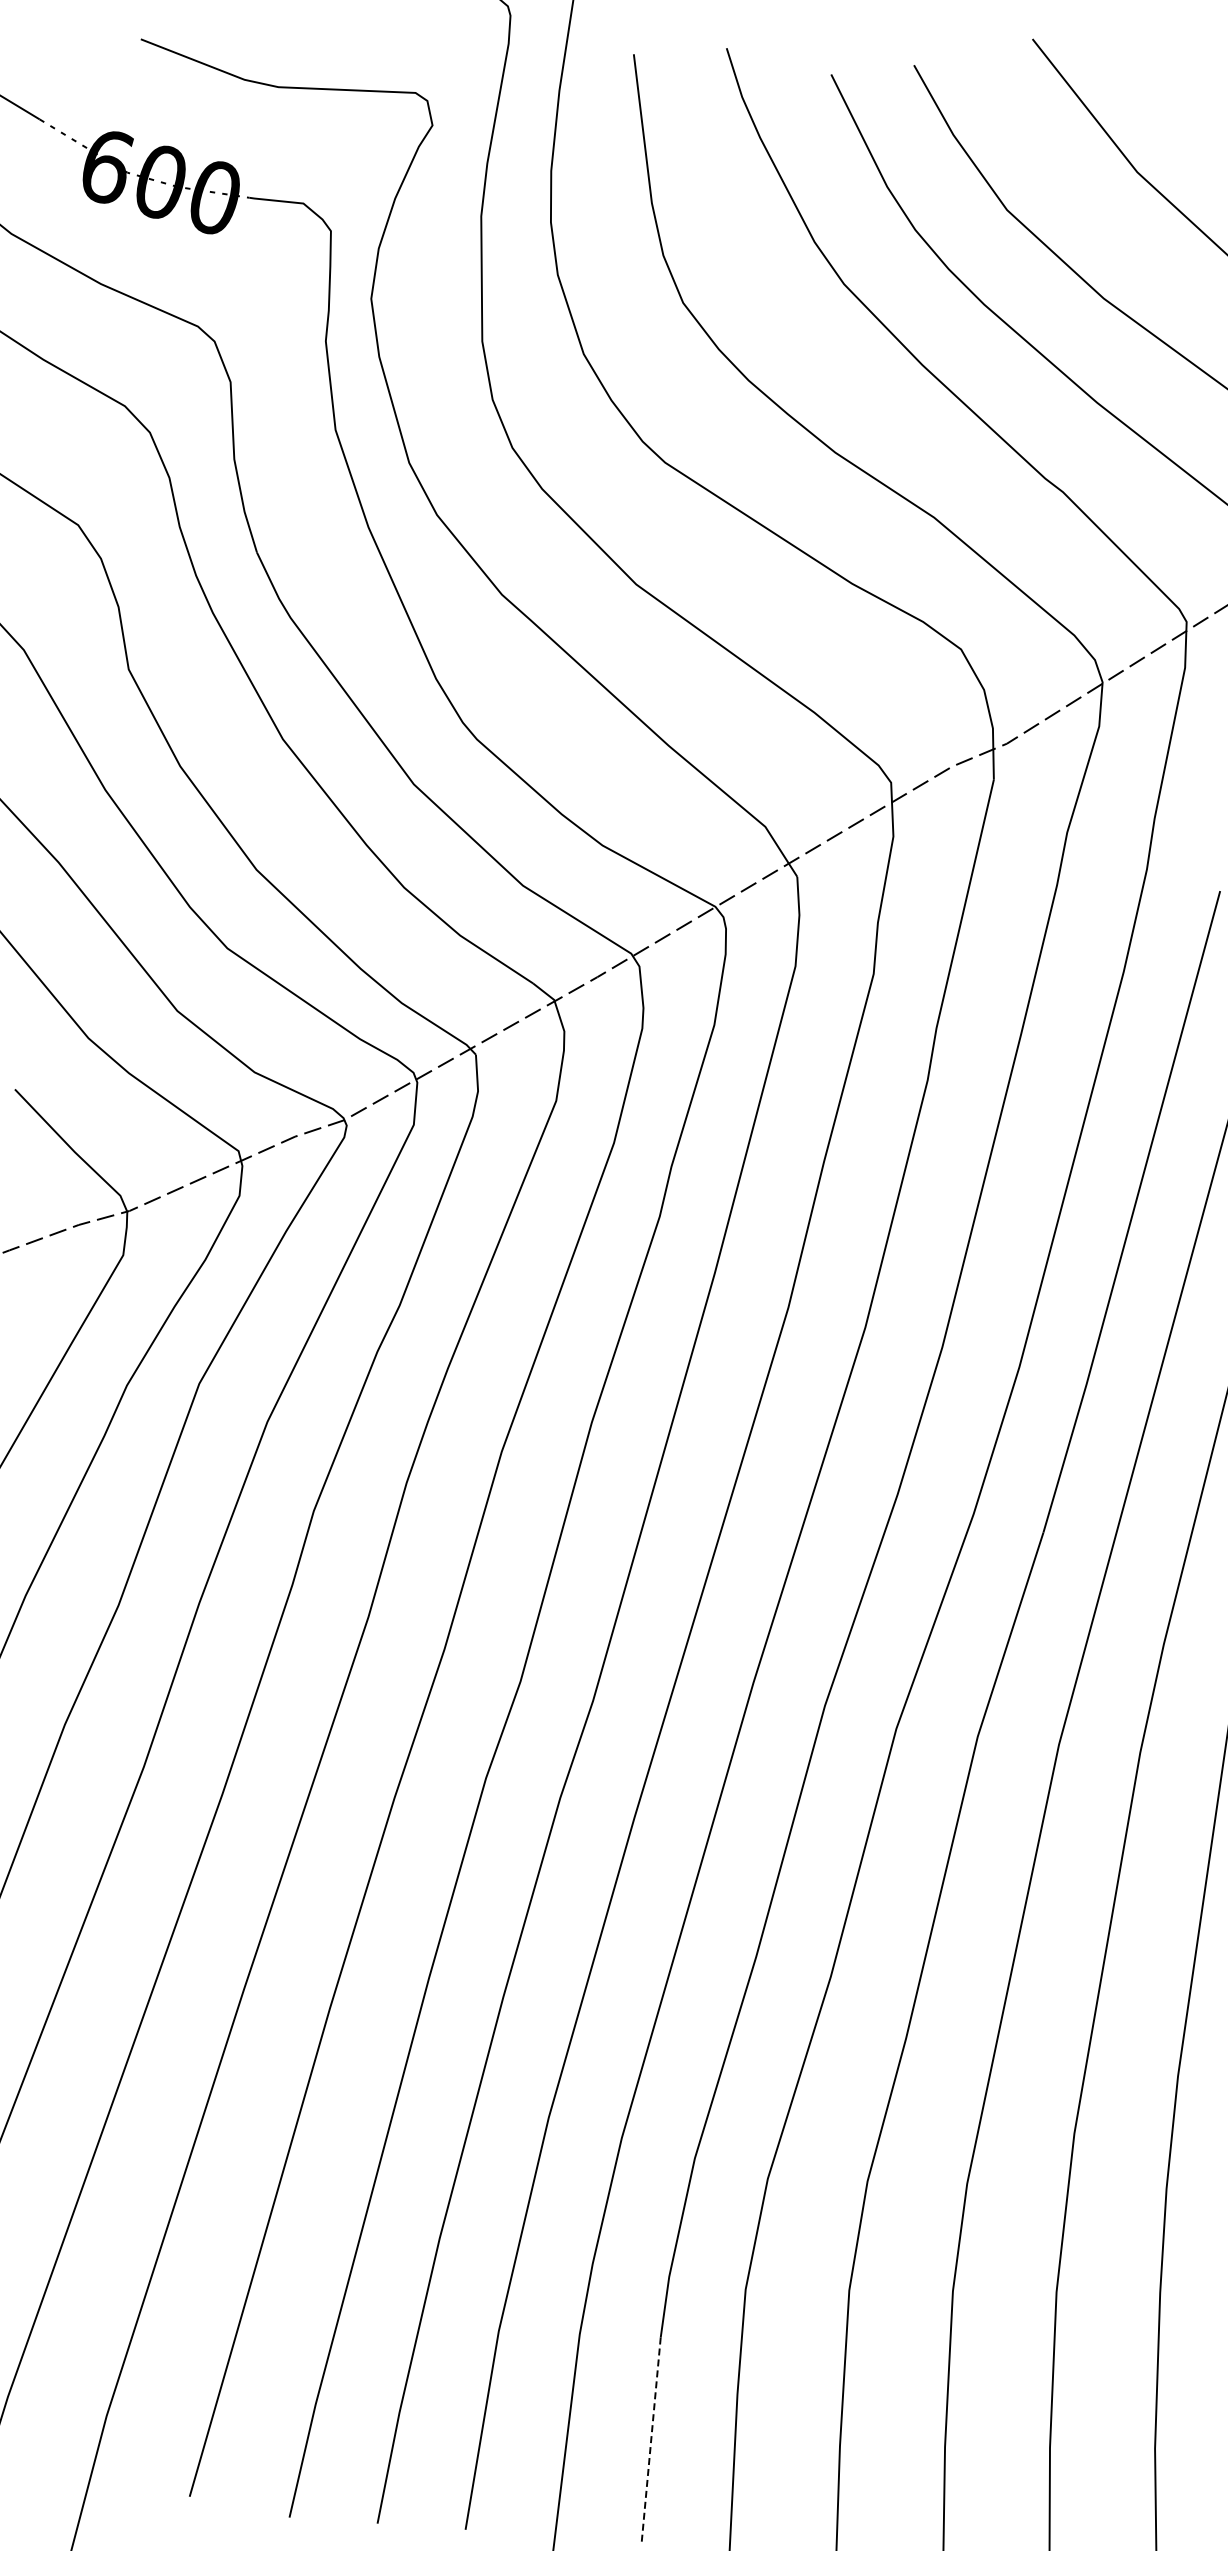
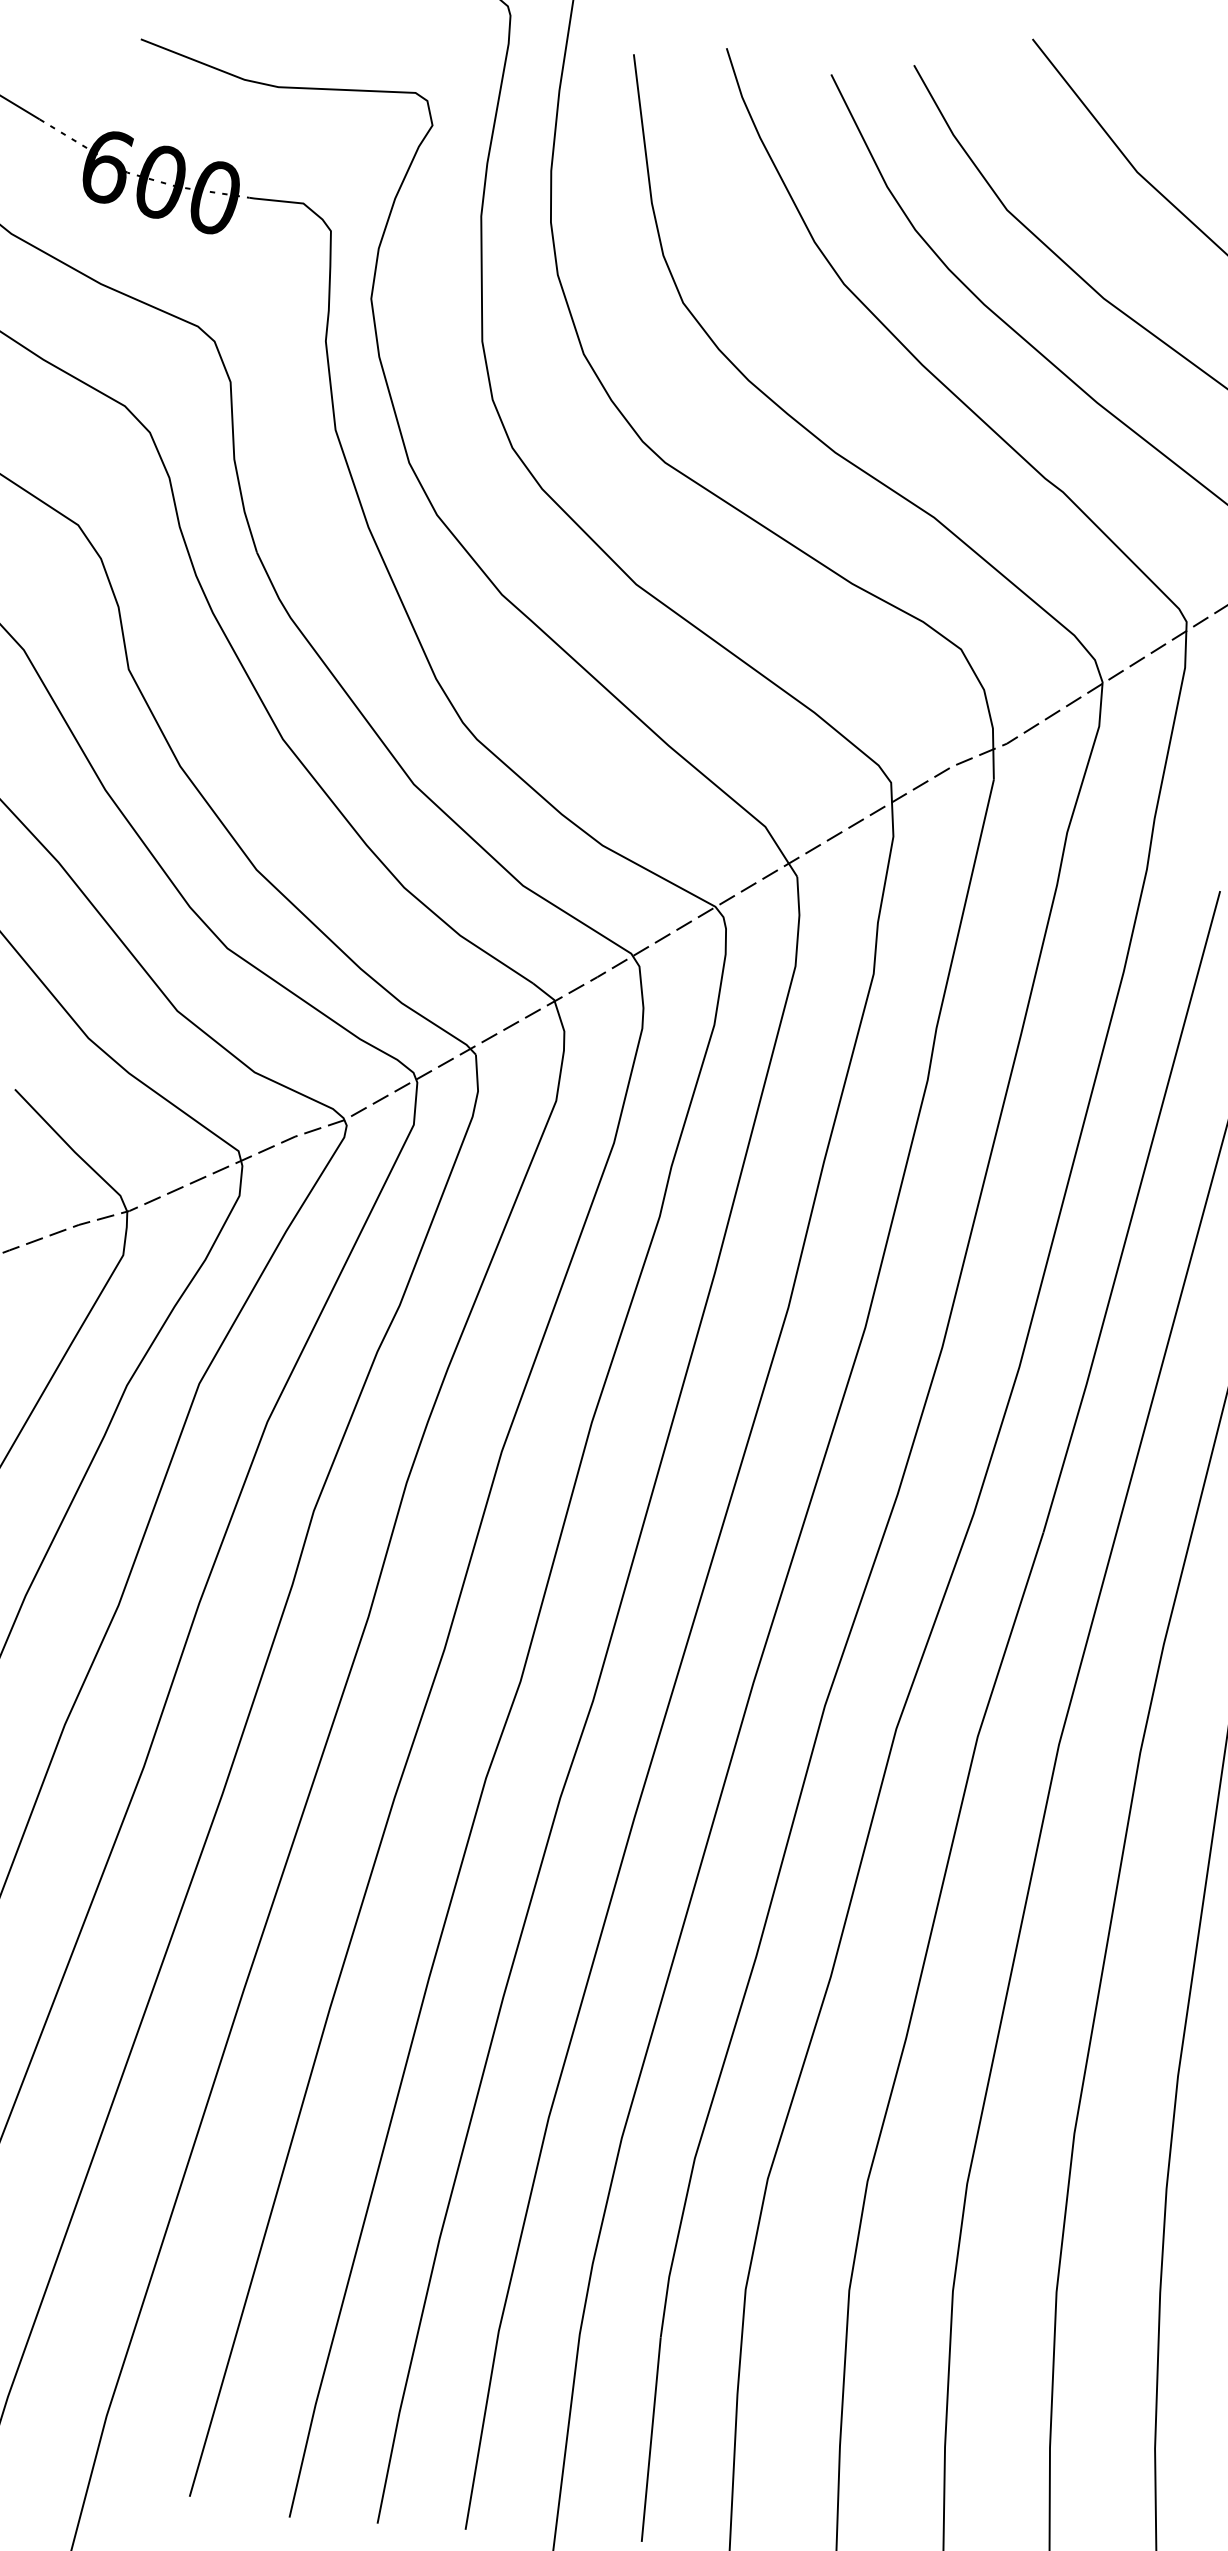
line: dashed -> solid (651, 2439)
